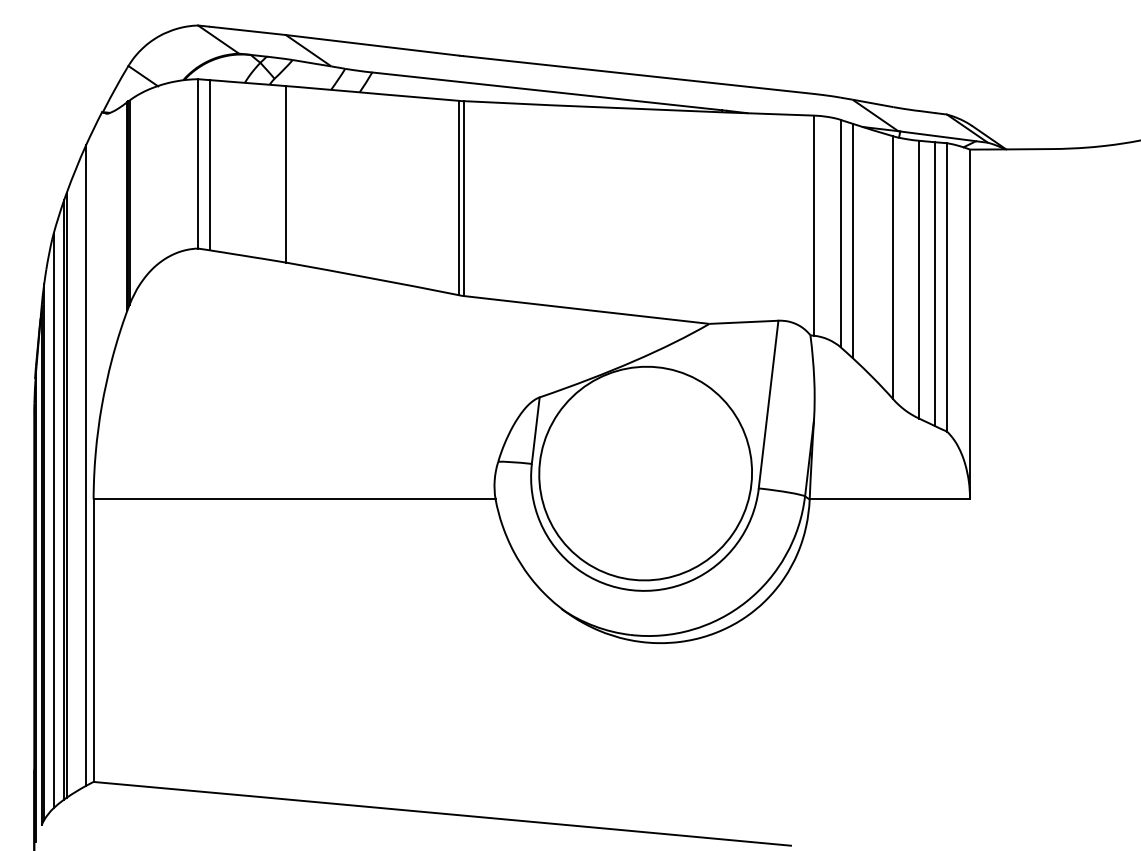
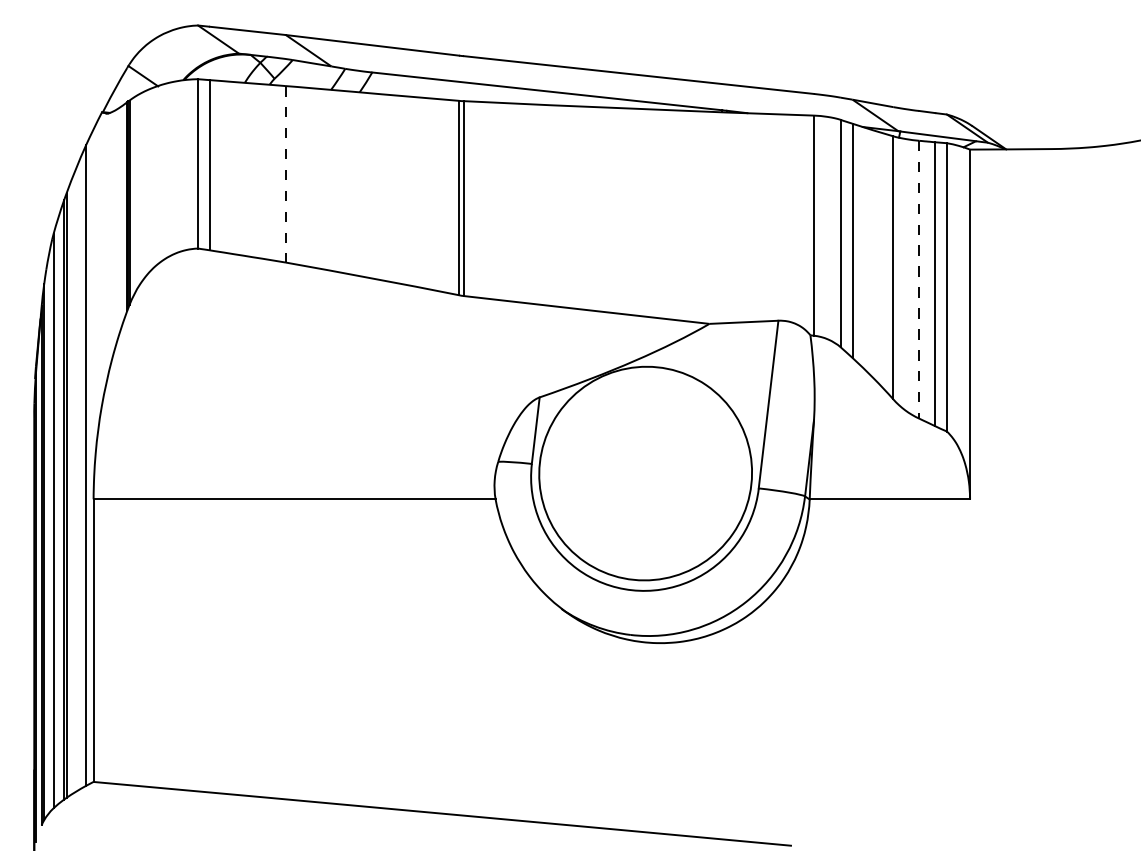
line: solid -> dashed (285, 174)
line: solid -> dashed (919, 279)
